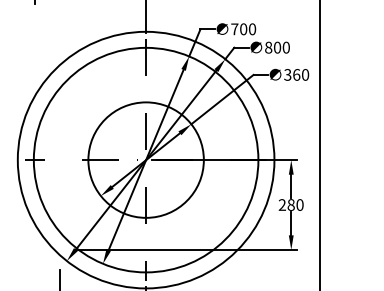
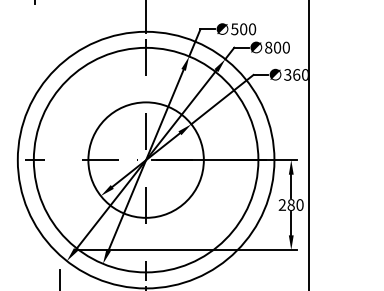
text: 700 -> 500 (234, 29)
line position: (319, 144) -> (308, 144) (308, 144)
